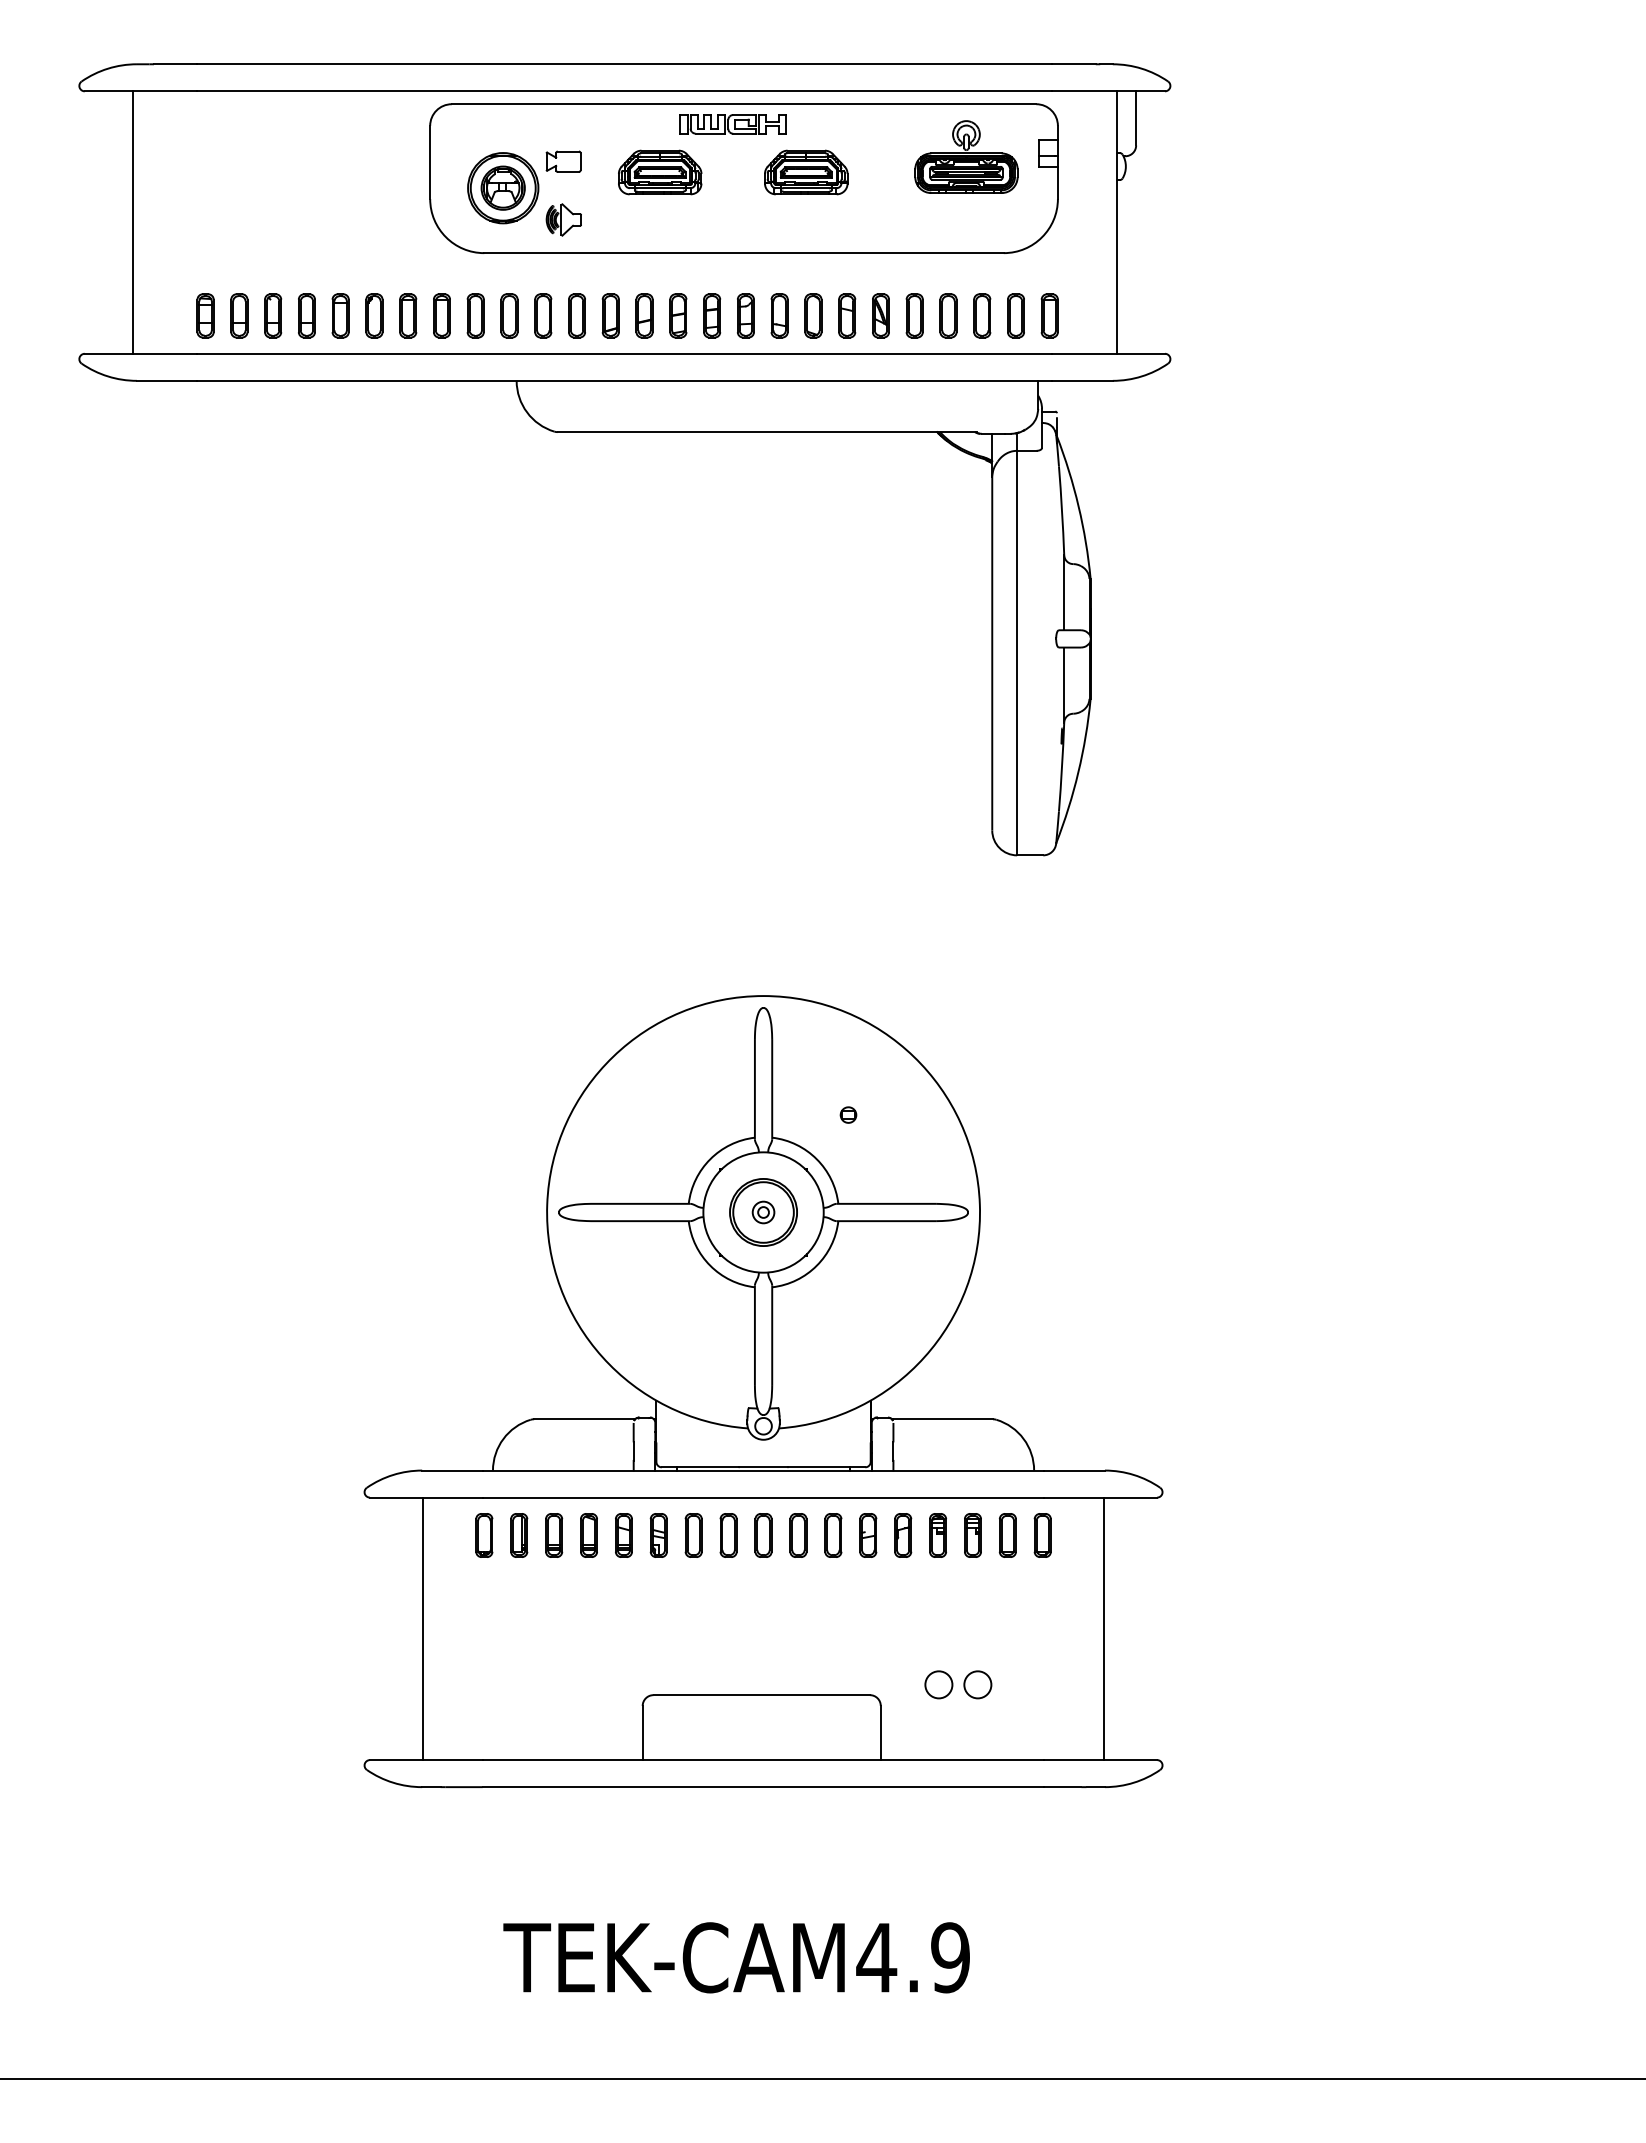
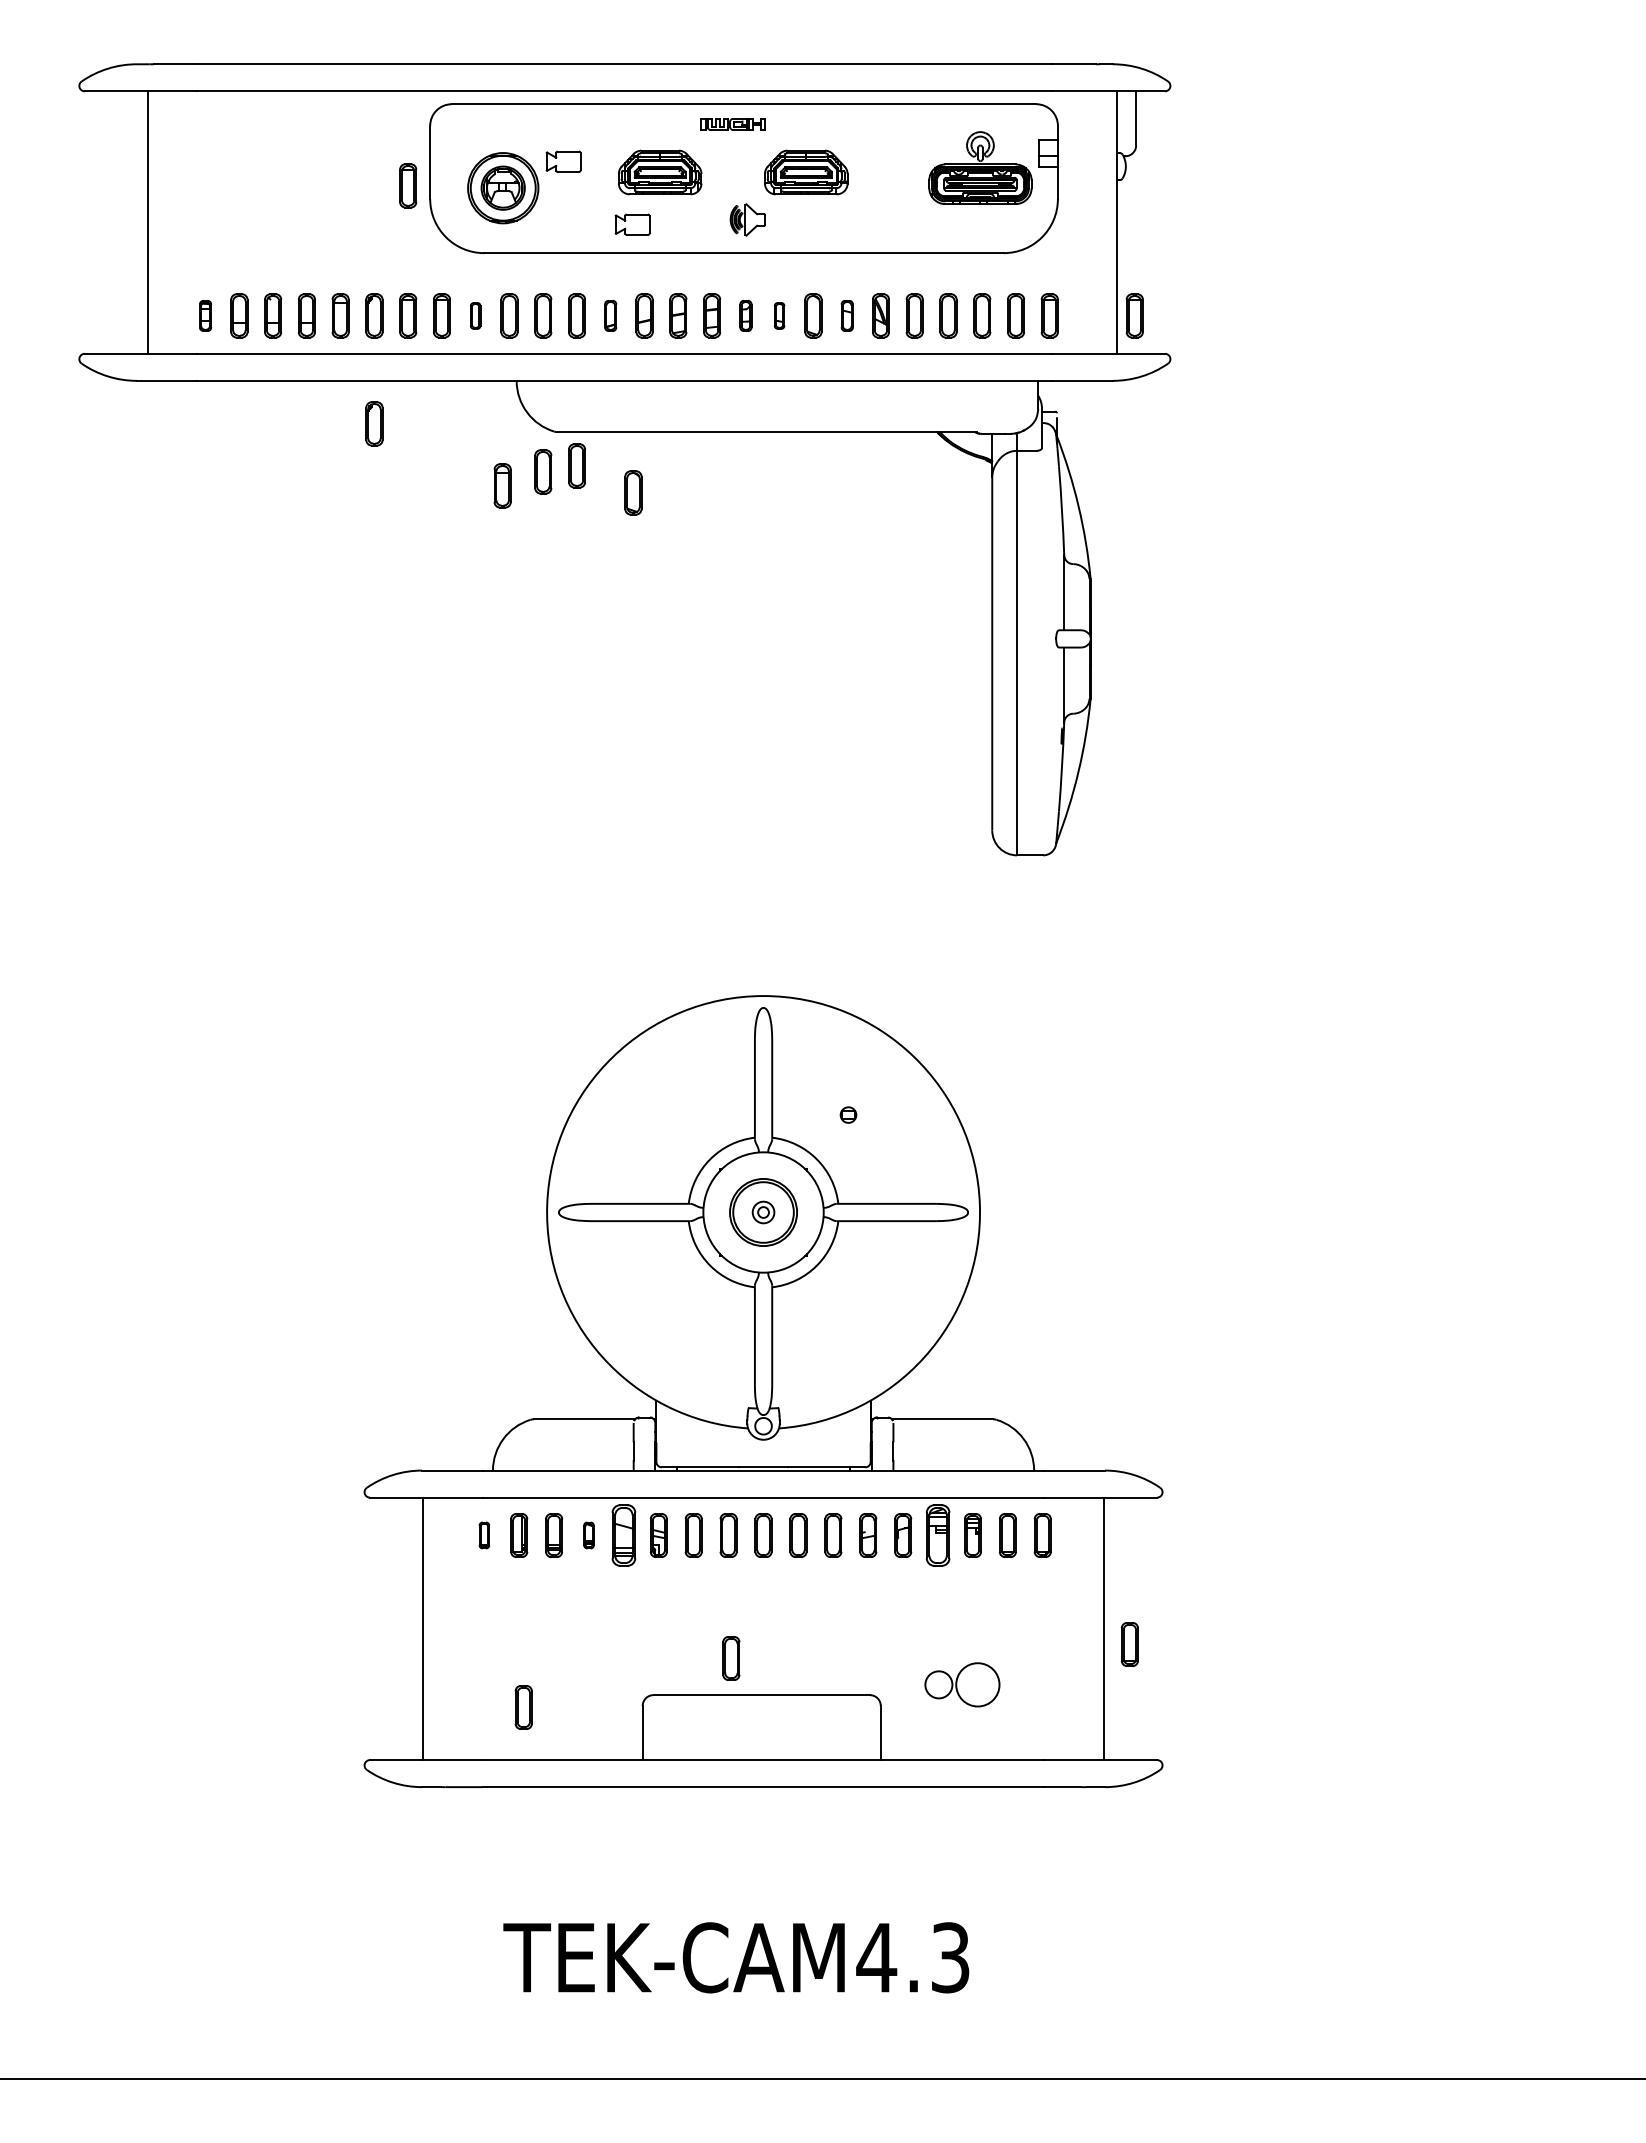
part size: 108x21 px -> 66x13 px (732, 124)
part position: (966, 156) -> (980, 167) (980, 167)
part: none -> present (408, 185)
part position: (563, 219) -> (747, 219) (747, 219)
line position: (132, 222) -> (147, 222) (147, 222)
part: none -> present (632, 224)
part size: 19x46 px -> 14x32 px (205, 315)
part size: 19x46 px -> 12x28 px (475, 315)
part size: 19x46 px -> 14x32 px (610, 315)
part size: 18x46 px -> 14x33 px (745, 315)
part size: 19x46 px -> 13x28 px (779, 315)
part size: 19x46 px -> 14x32 px (846, 315)
part: none -> present (1134, 315)
part: none -> present (374, 423)
part: none -> present (576, 465)
part: none -> present (543, 471)
part: none -> present (502, 485)
part: none -> present (633, 492)
part size: 19x45 px -> 13x29 px (484, 1535)
part size: 18x45 px -> 12x29 px (588, 1535)
part size: 18x45 px -> 26x63 px (623, 1535)
part size: 18x45 px -> 26x63 px (937, 1535)
part: none -> present (1129, 1644)
part: none -> present (731, 1658)
circle diameter: 27 px -> 43 px (977, 1684)
part: none -> present (523, 1707)
text: TEK-CAM4.9 -> TEK-CAM4.3 (950, 1957)
